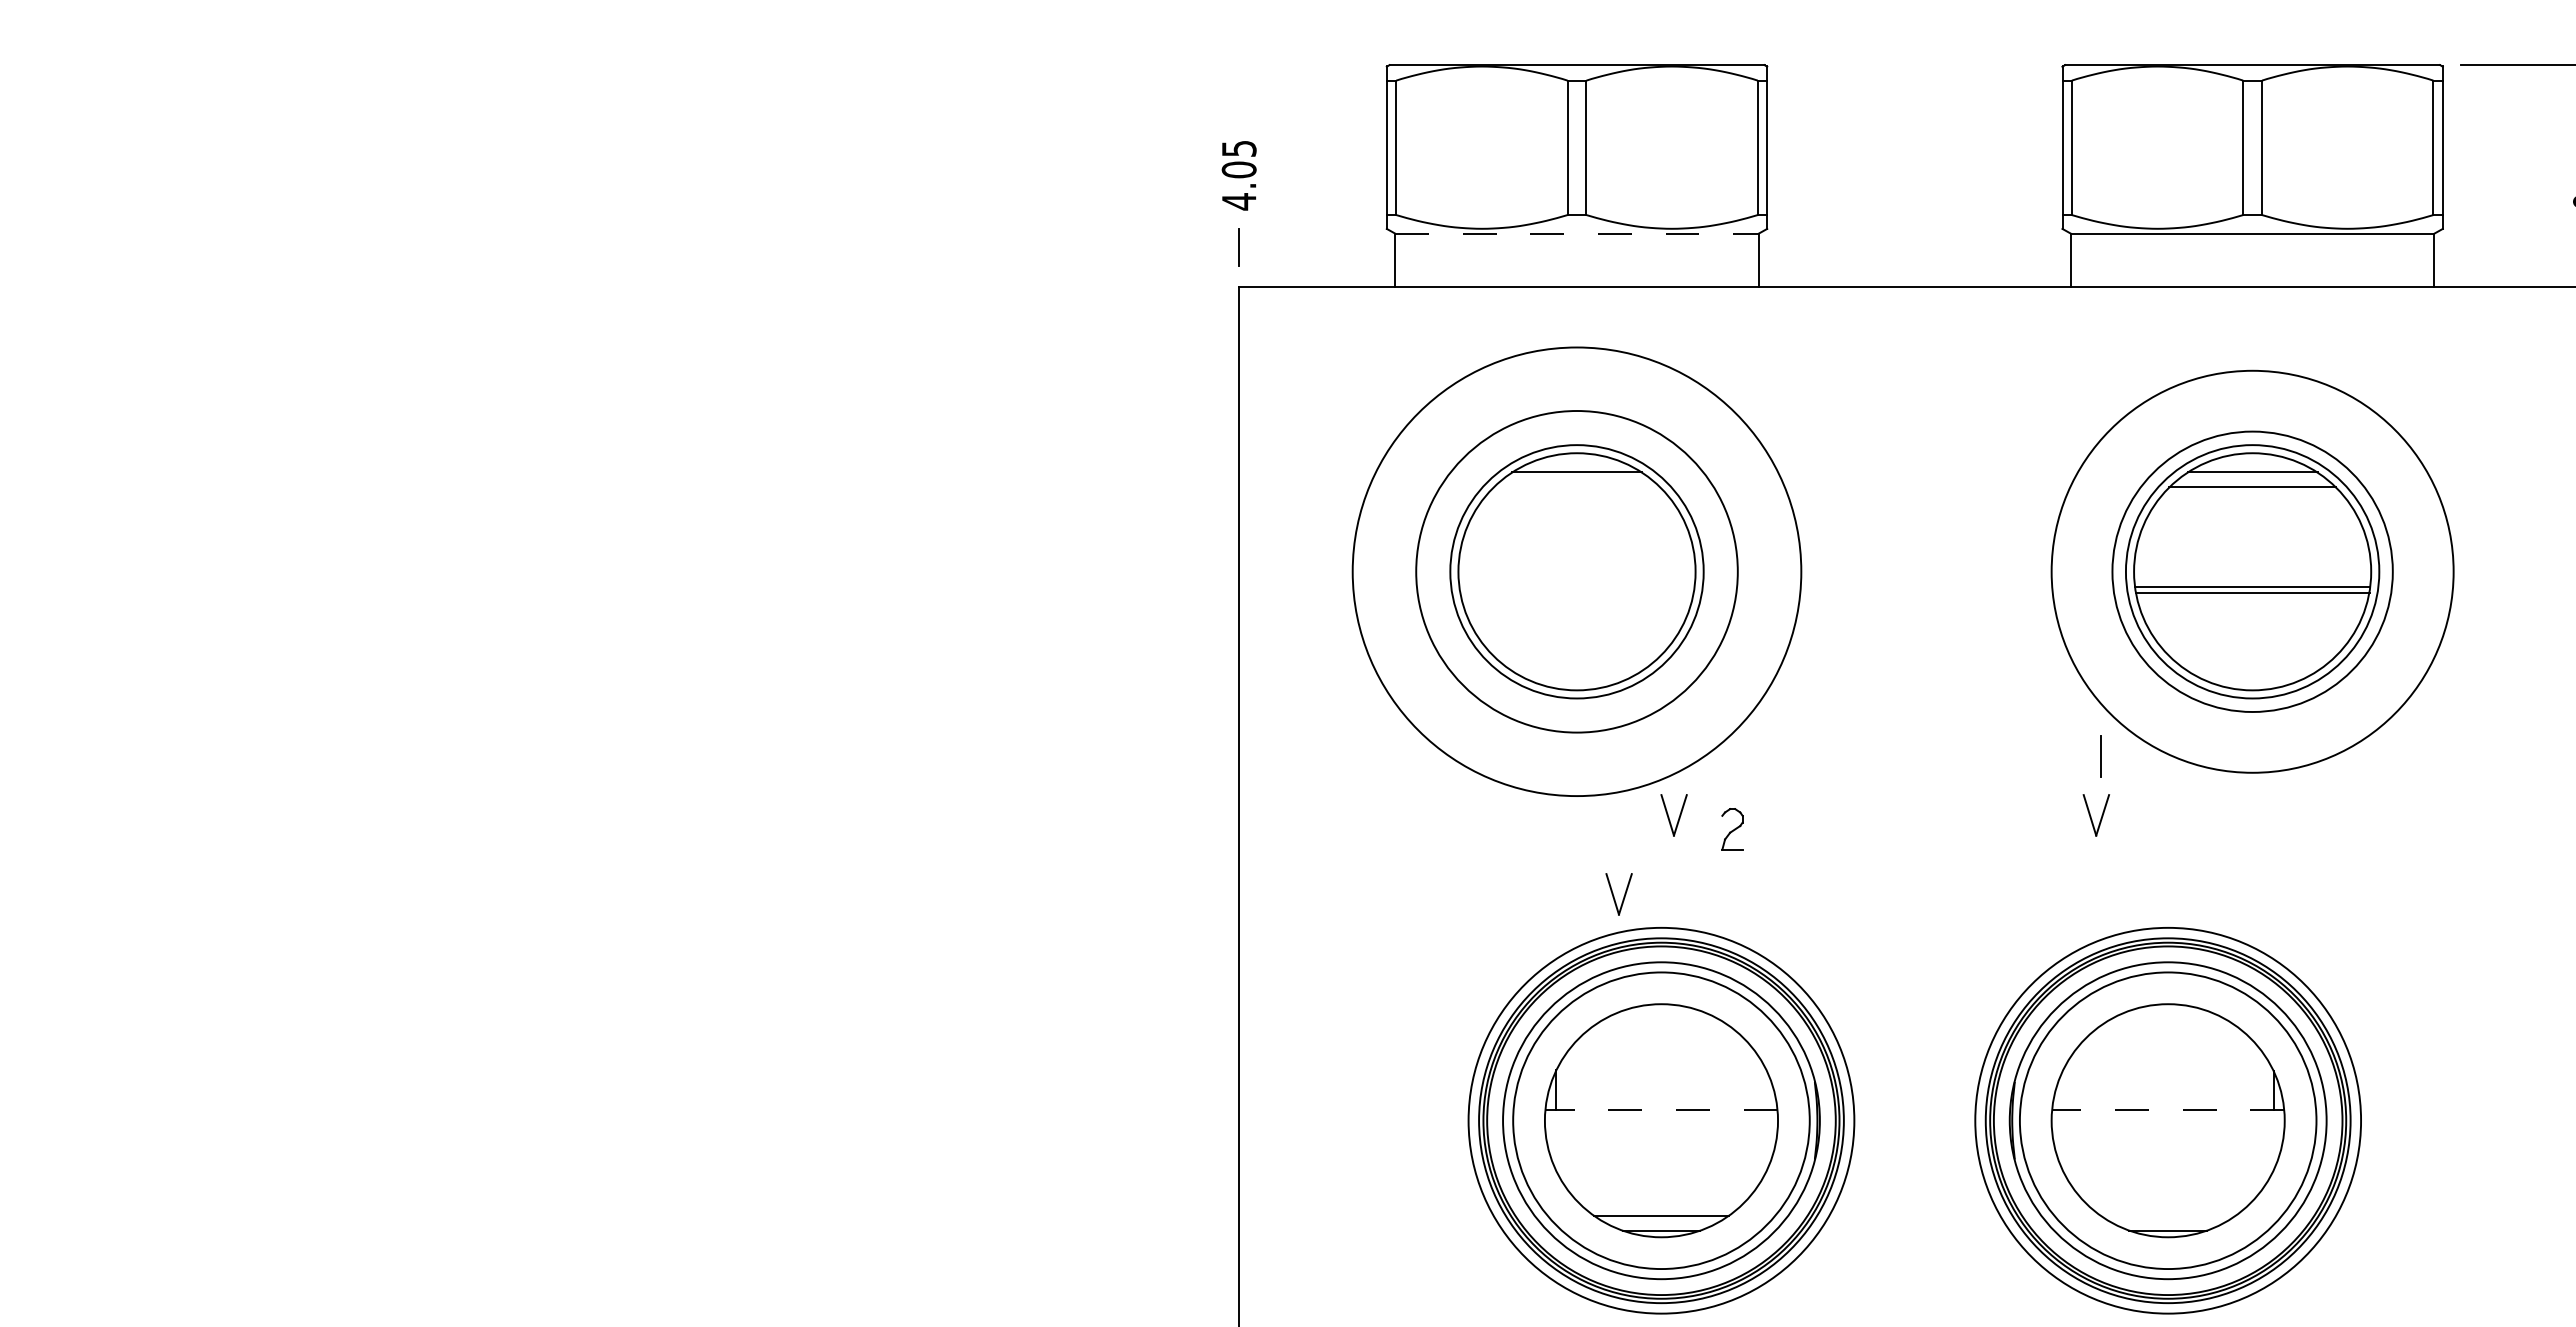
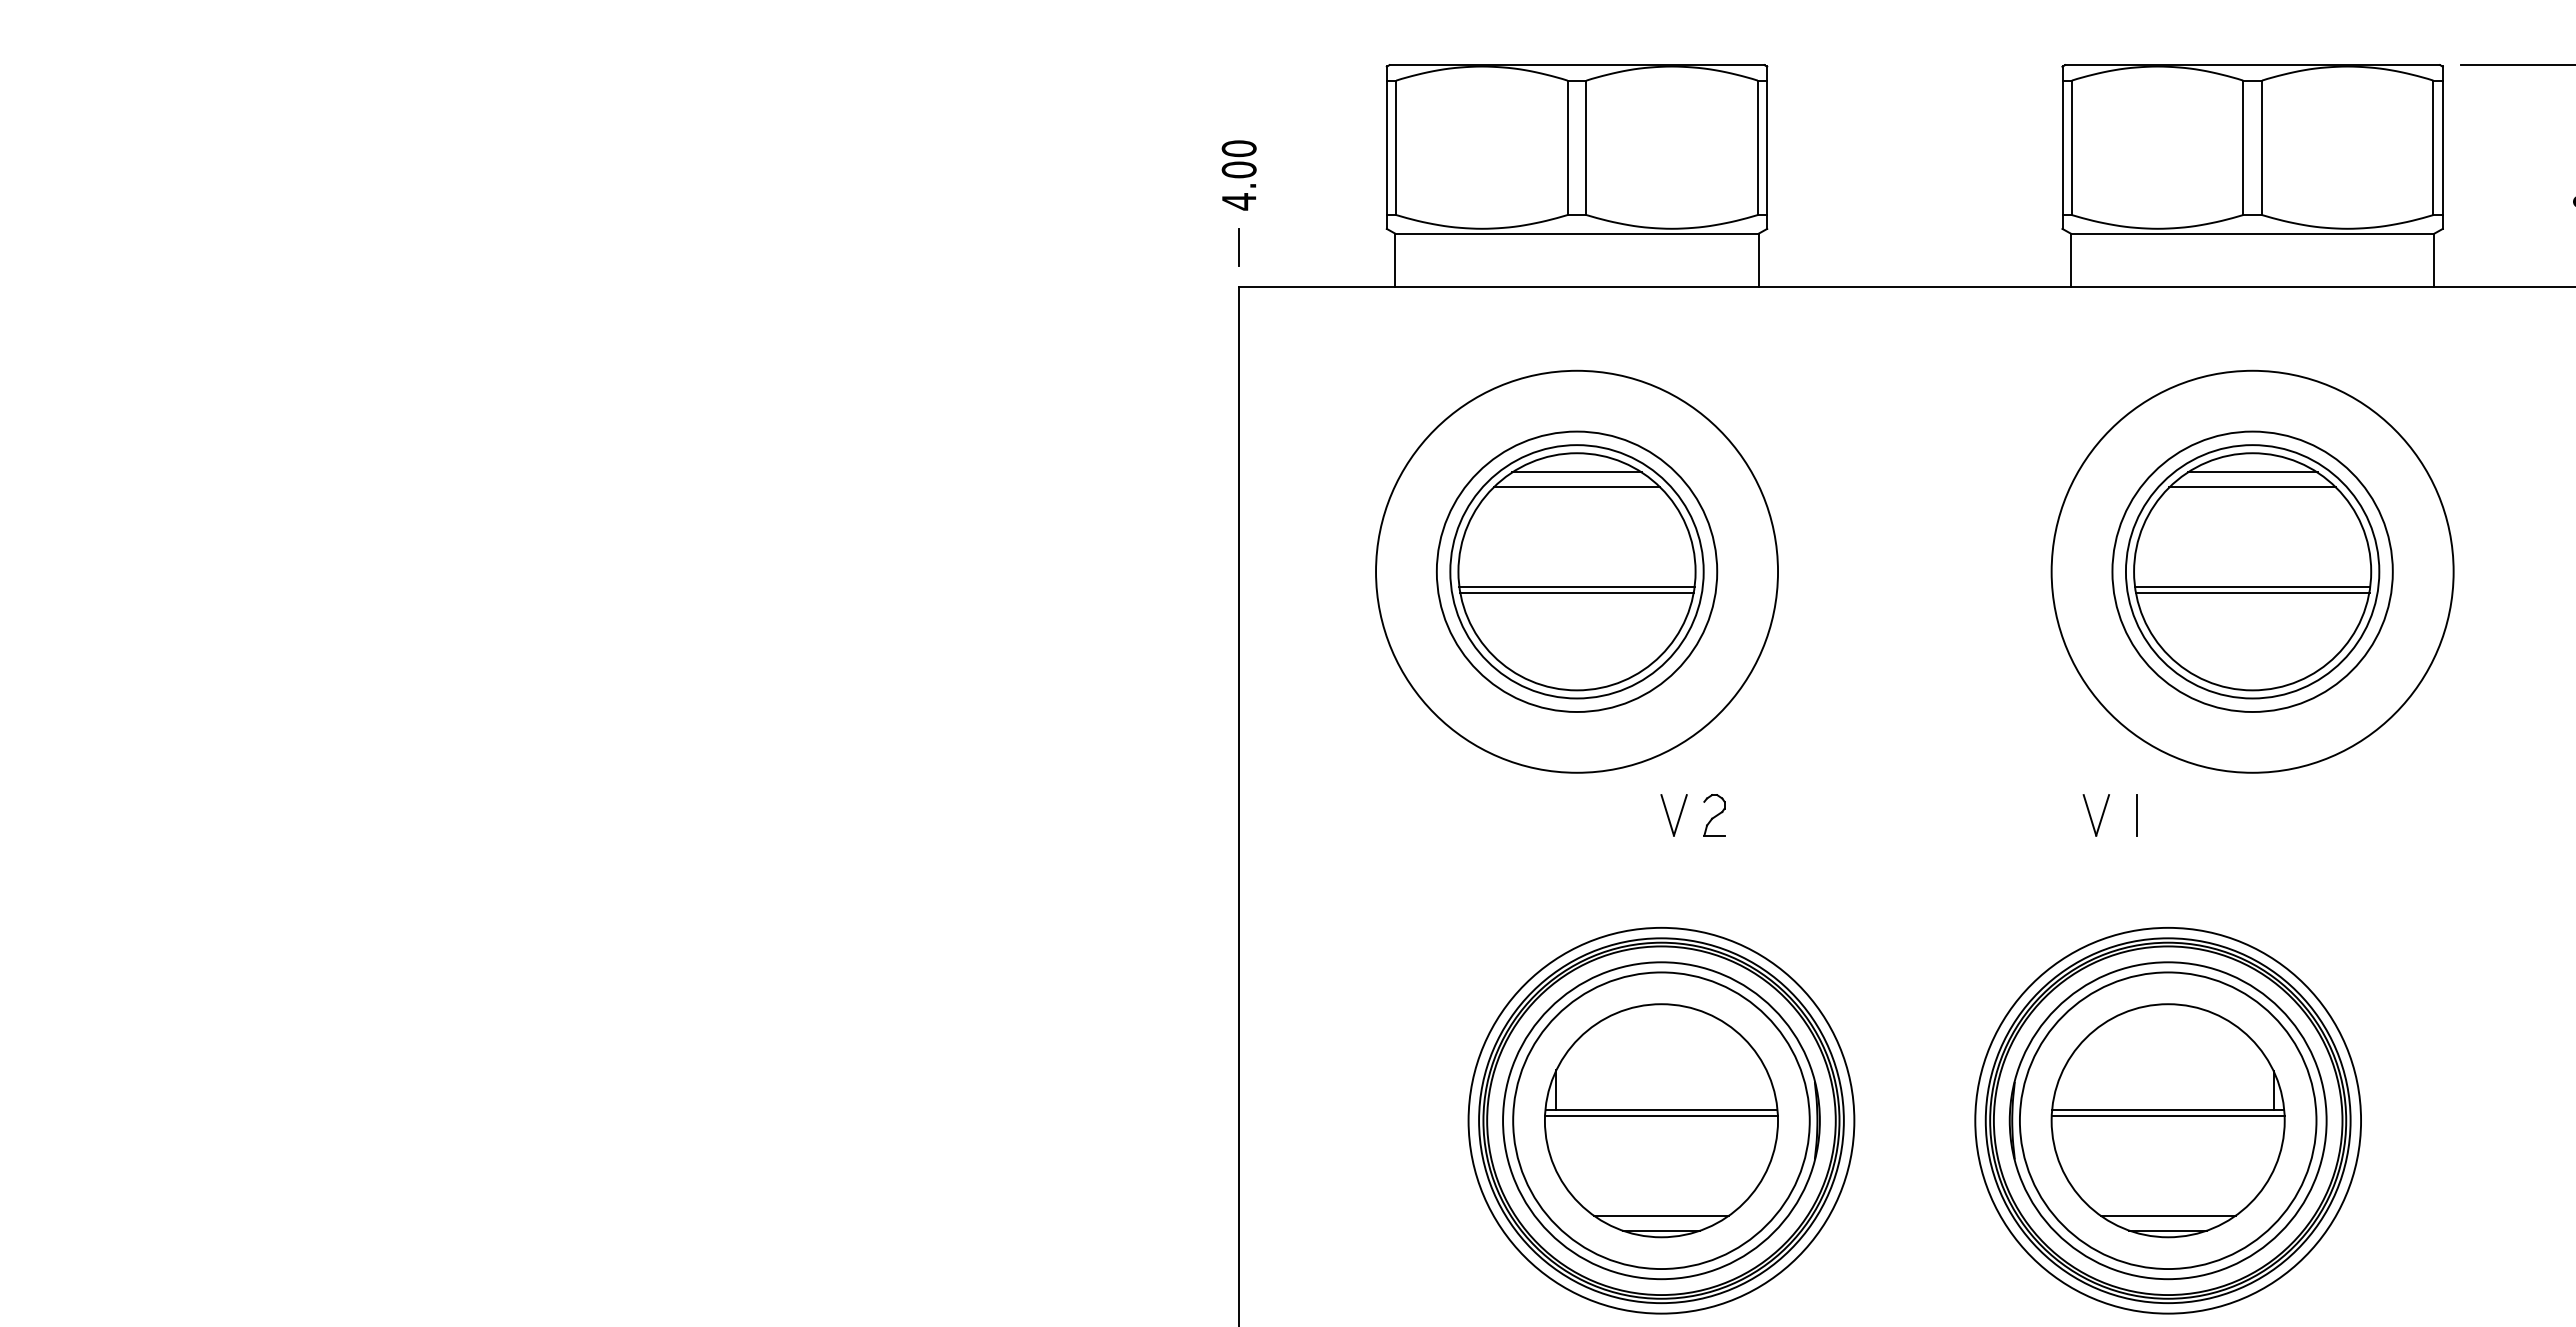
text: 4.05 -> 4.00 (1238, 148)
line: dashed -> solid (1577, 233)
line: none -> present (1576, 487)
circle diameter: 322 px -> 402 px (1577, 571)
circle diameter: 449 px -> 280 px (1576, 571)
line: none -> present (1576, 587)
line: none -> present (1576, 592)
line position: (2100, 756) -> (2136, 815) (2136, 815)
part position: (1732, 829) -> (1714, 815) (1714, 815)
part: present -> none (1618, 894)
line: dashed -> solid (1661, 1110)
line: dashed -> solid (2168, 1110)
line: none -> present (1661, 1115)
line: none -> present (2167, 1115)
line: none -> present (2167, 1215)
